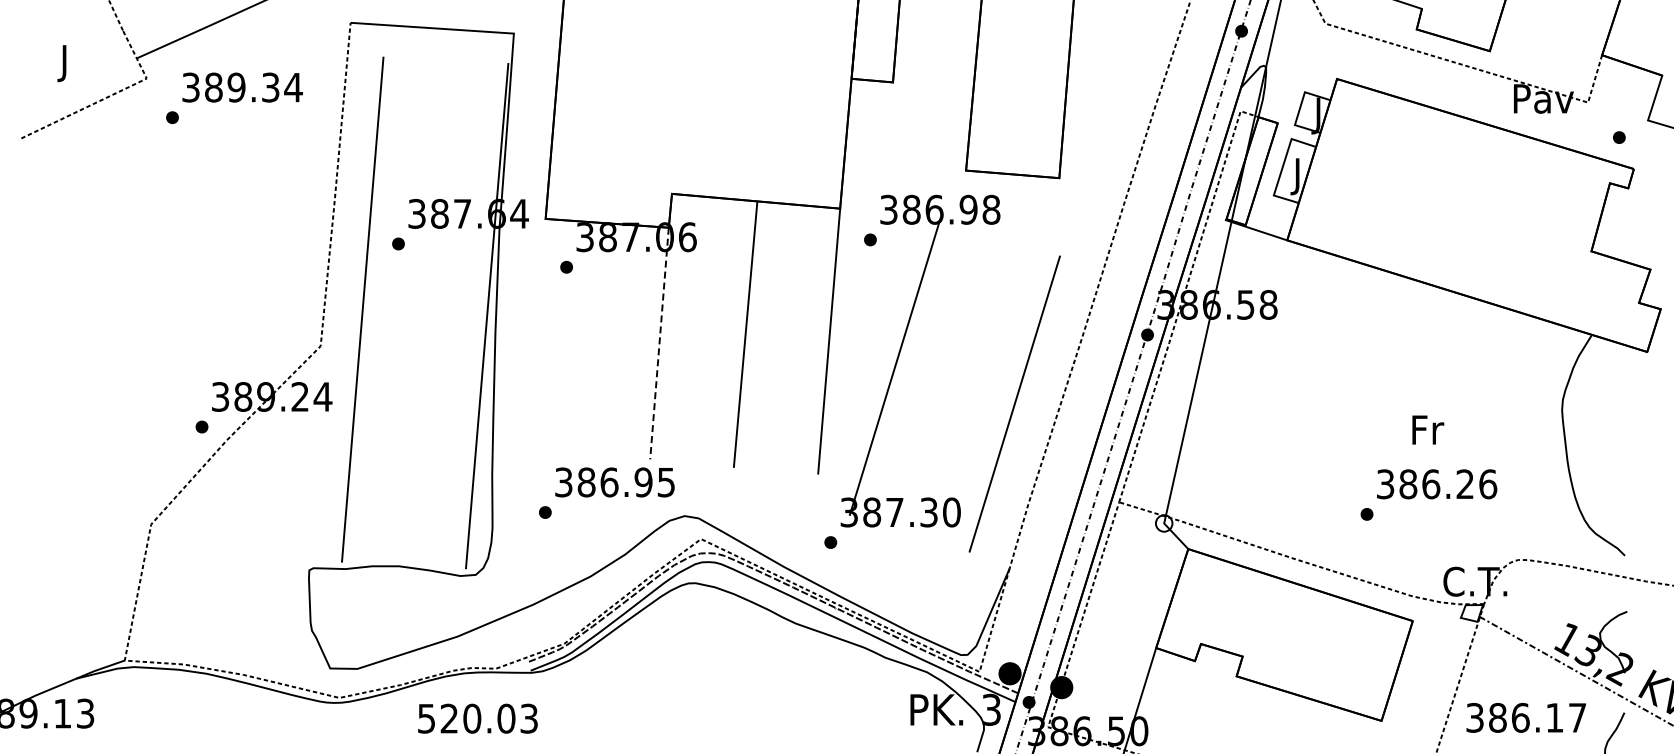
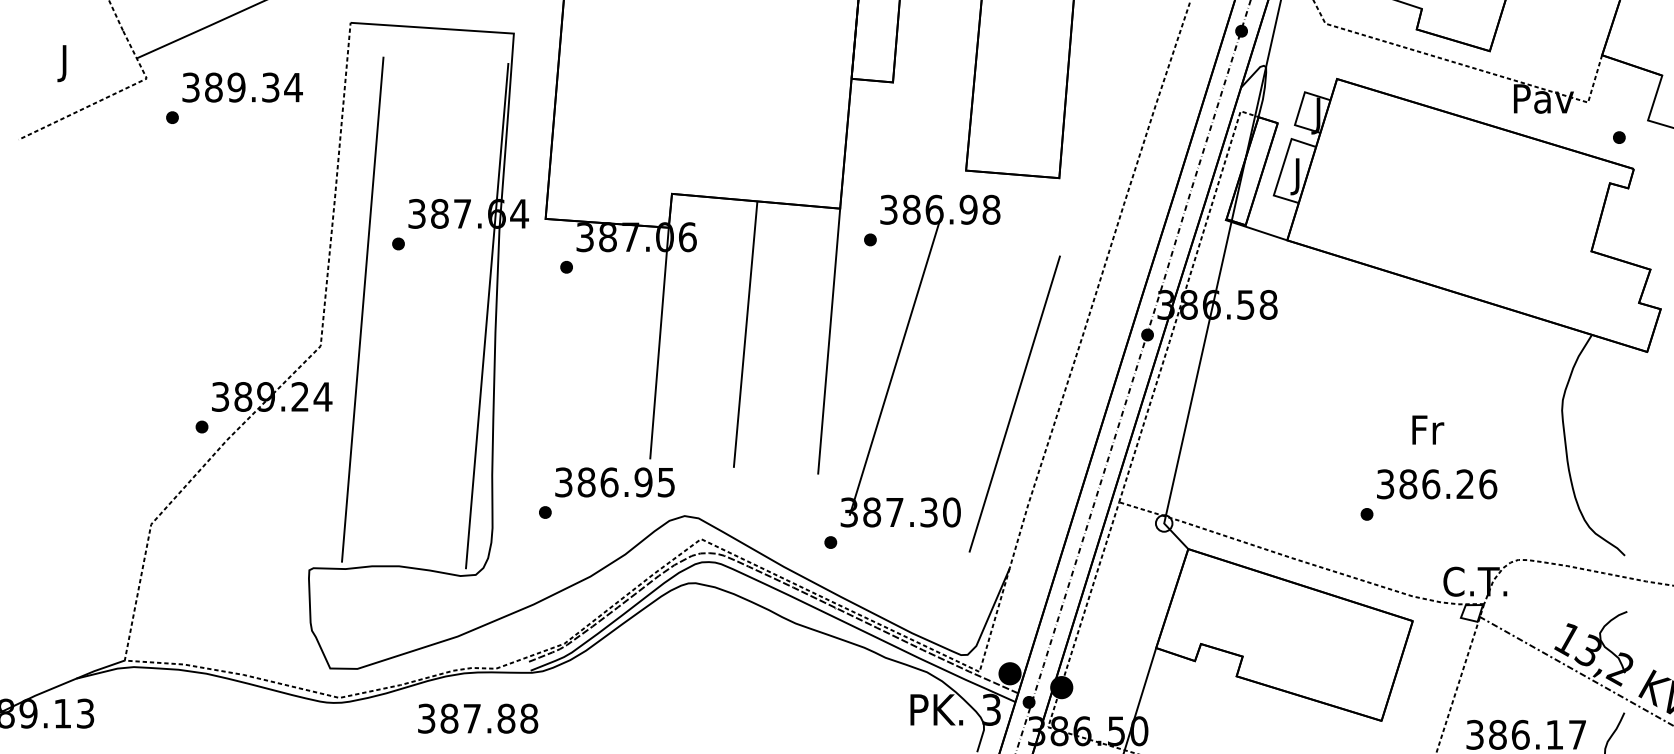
line: dashed -> solid (659, 344)
text position: (1525, 717) -> (1525, 734) (1525, 734)
text: 520.03 -> 387.88 (478, 718)
